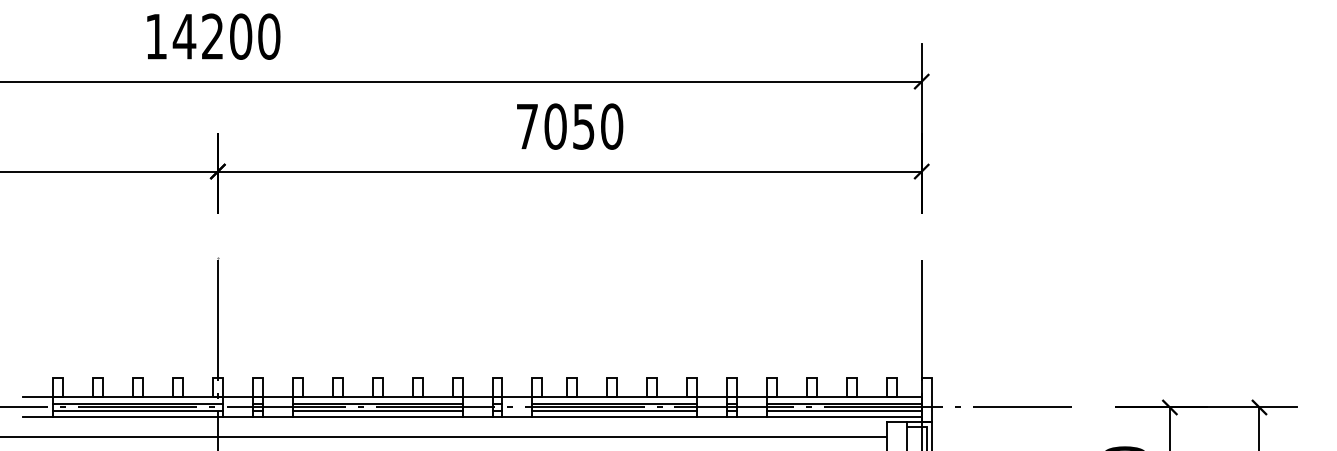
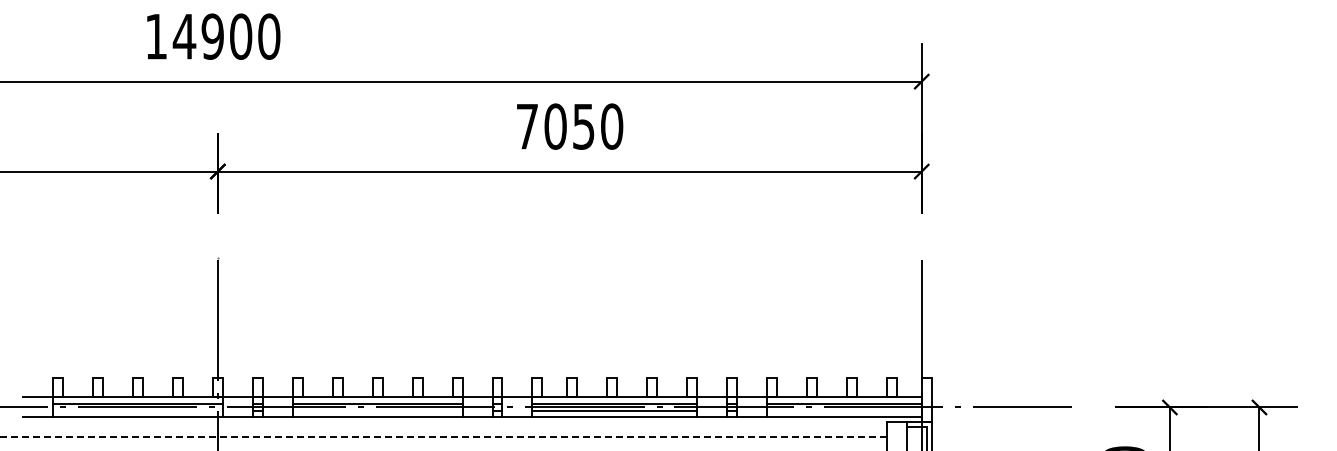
text: 14200 -> 14900 (212, 36)
line: present -> none (137, 410)
line: present -> none (377, 410)
line: present -> none (844, 410)
line: solid -> dashed (443, 437)
